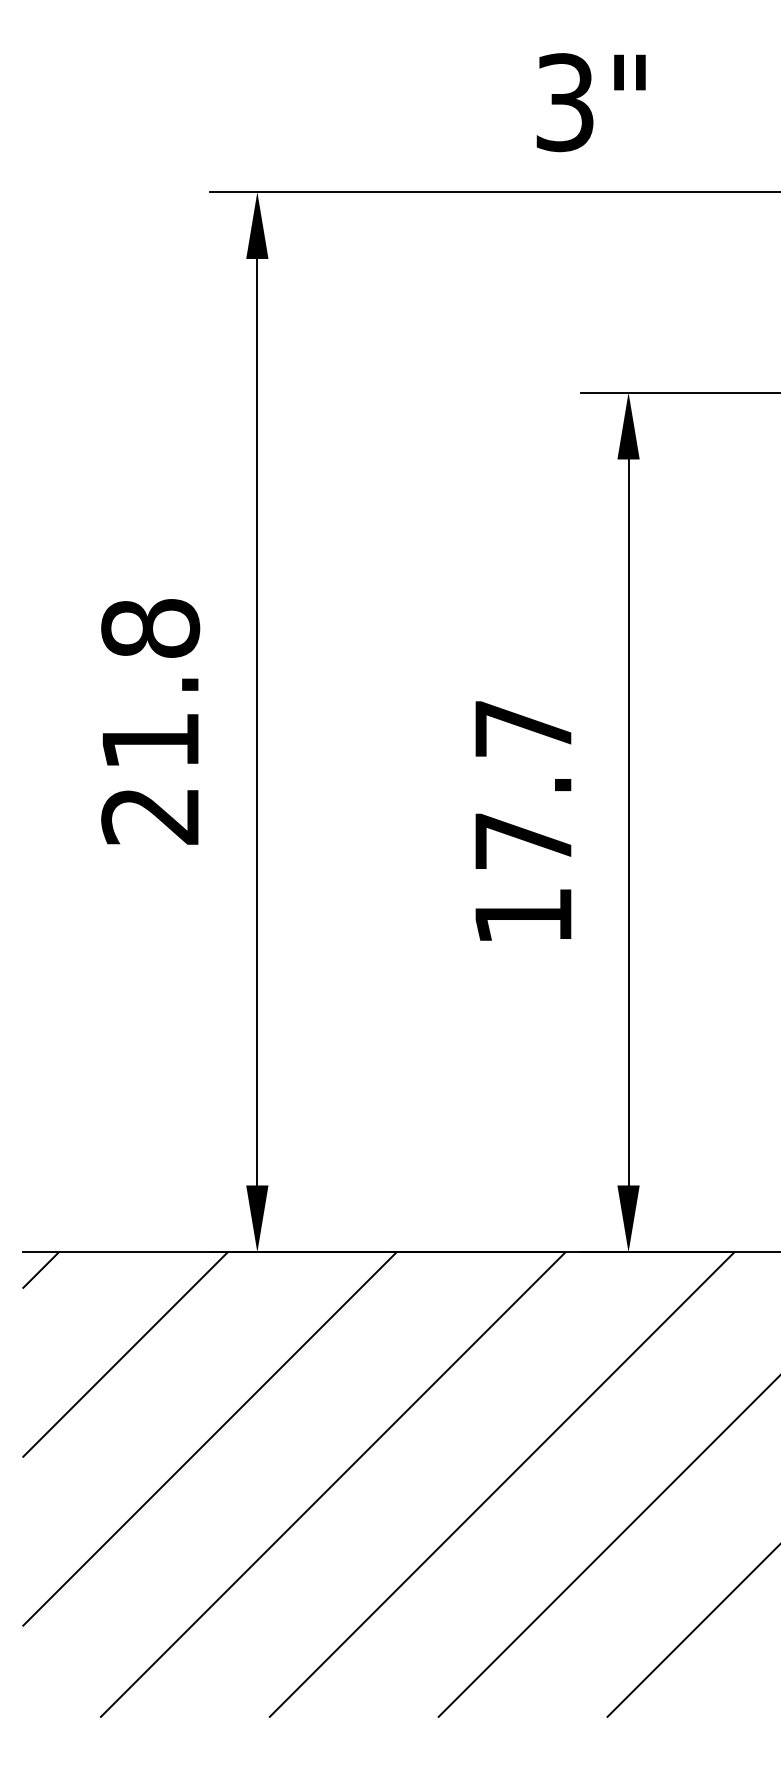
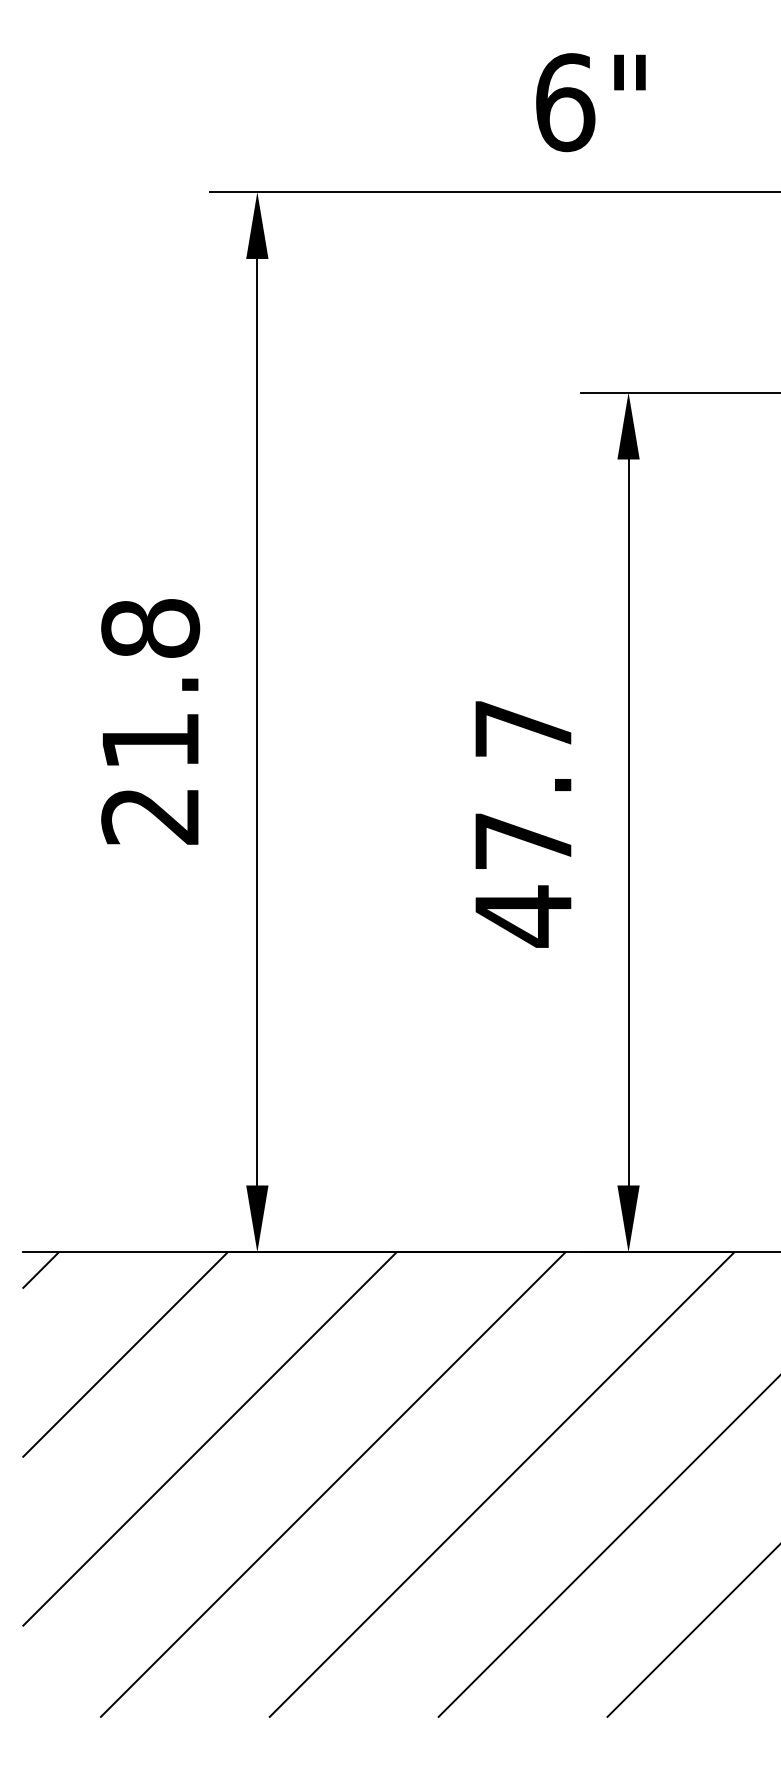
text: 3" -> 6" (565, 102)
text: 17.7 -> 47.7 (523, 916)
